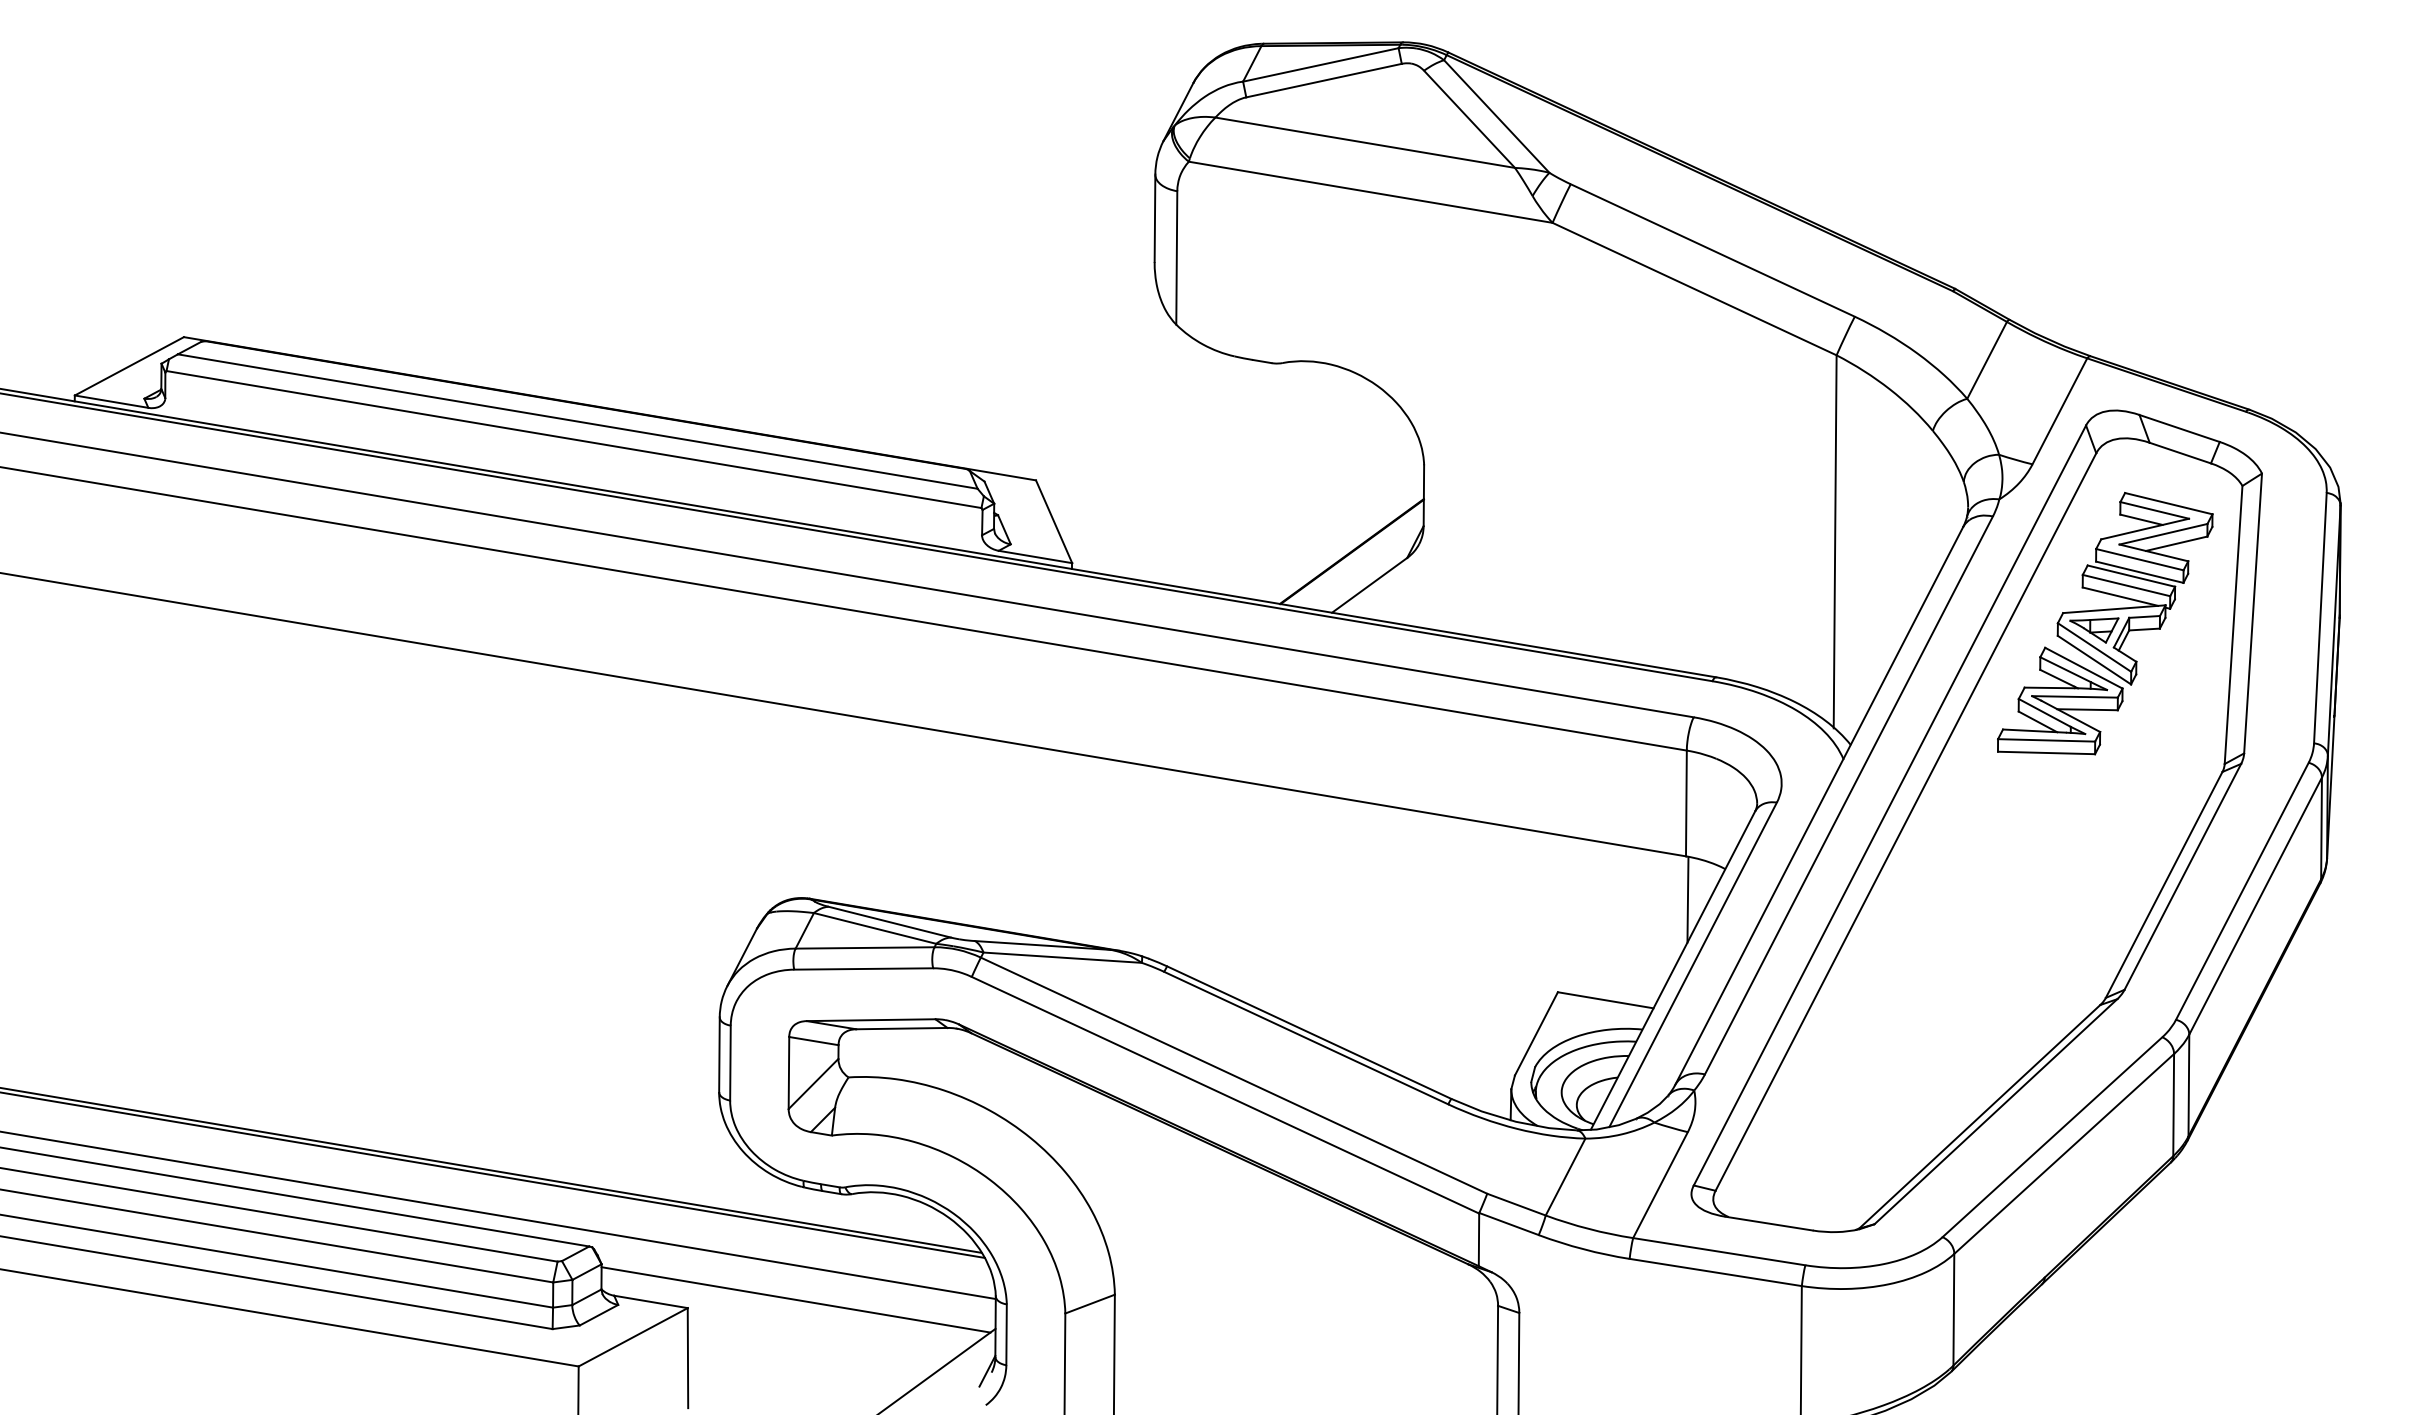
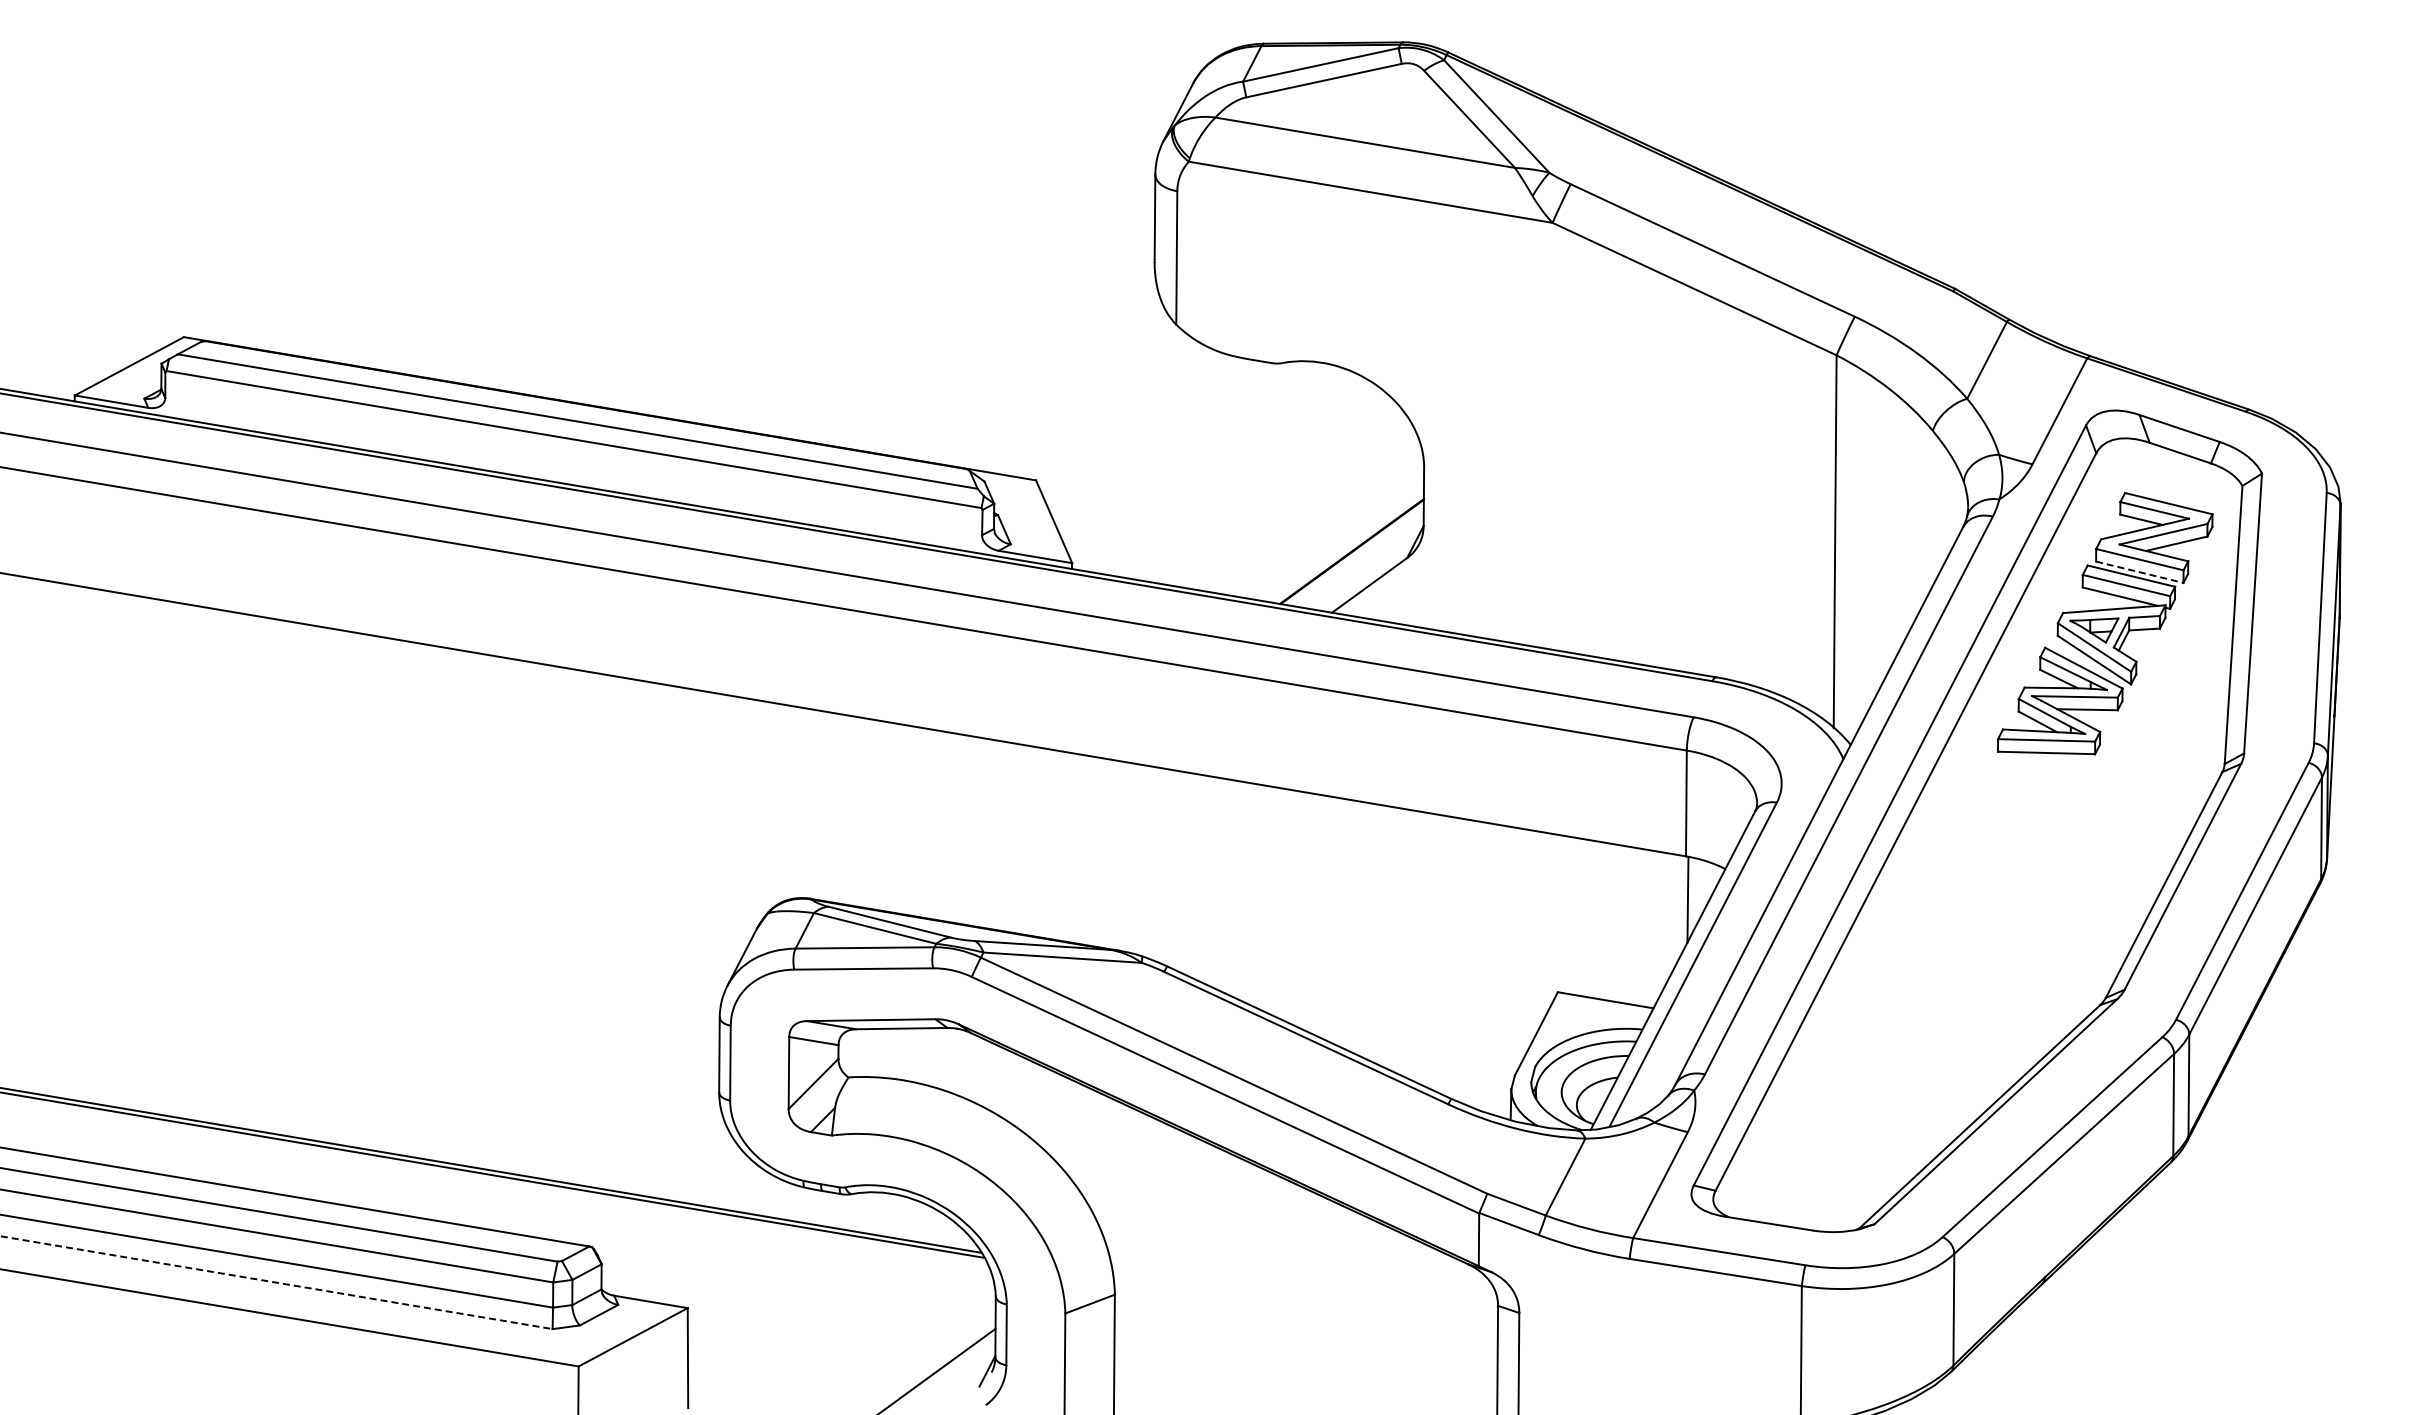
line: solid -> dashed (2139, 572)
line: present -> none (498, 1215)
line: solid -> dashed (276, 1282)
line: present -> none (795, 1299)
